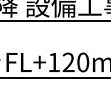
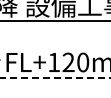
line: solid -> dashed (55, 77)
